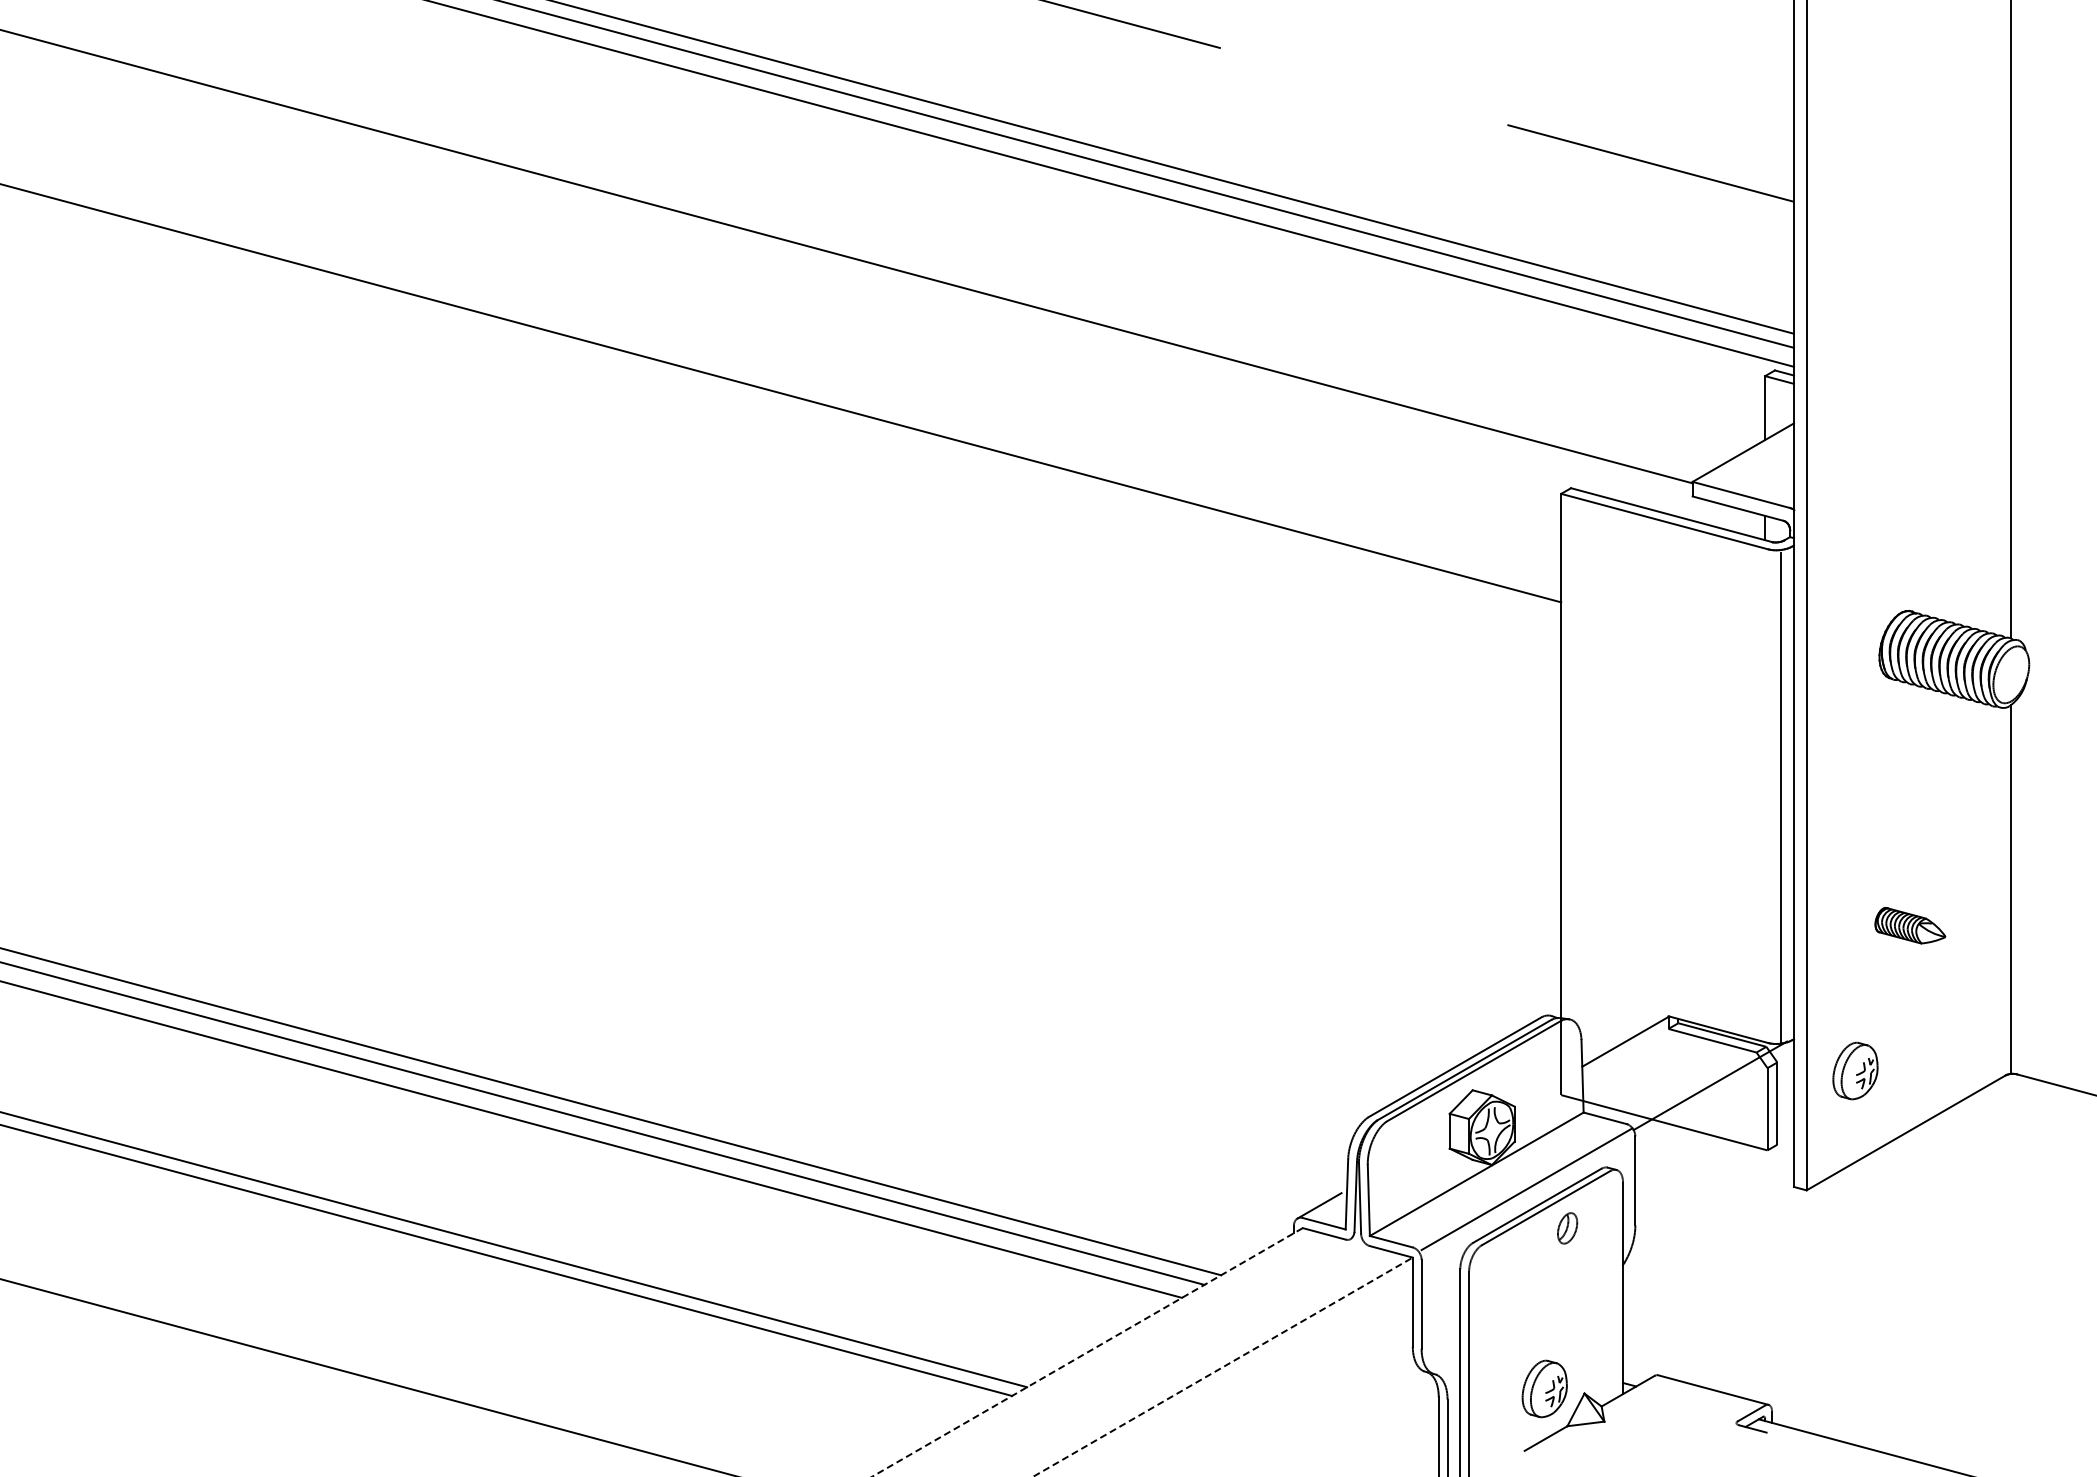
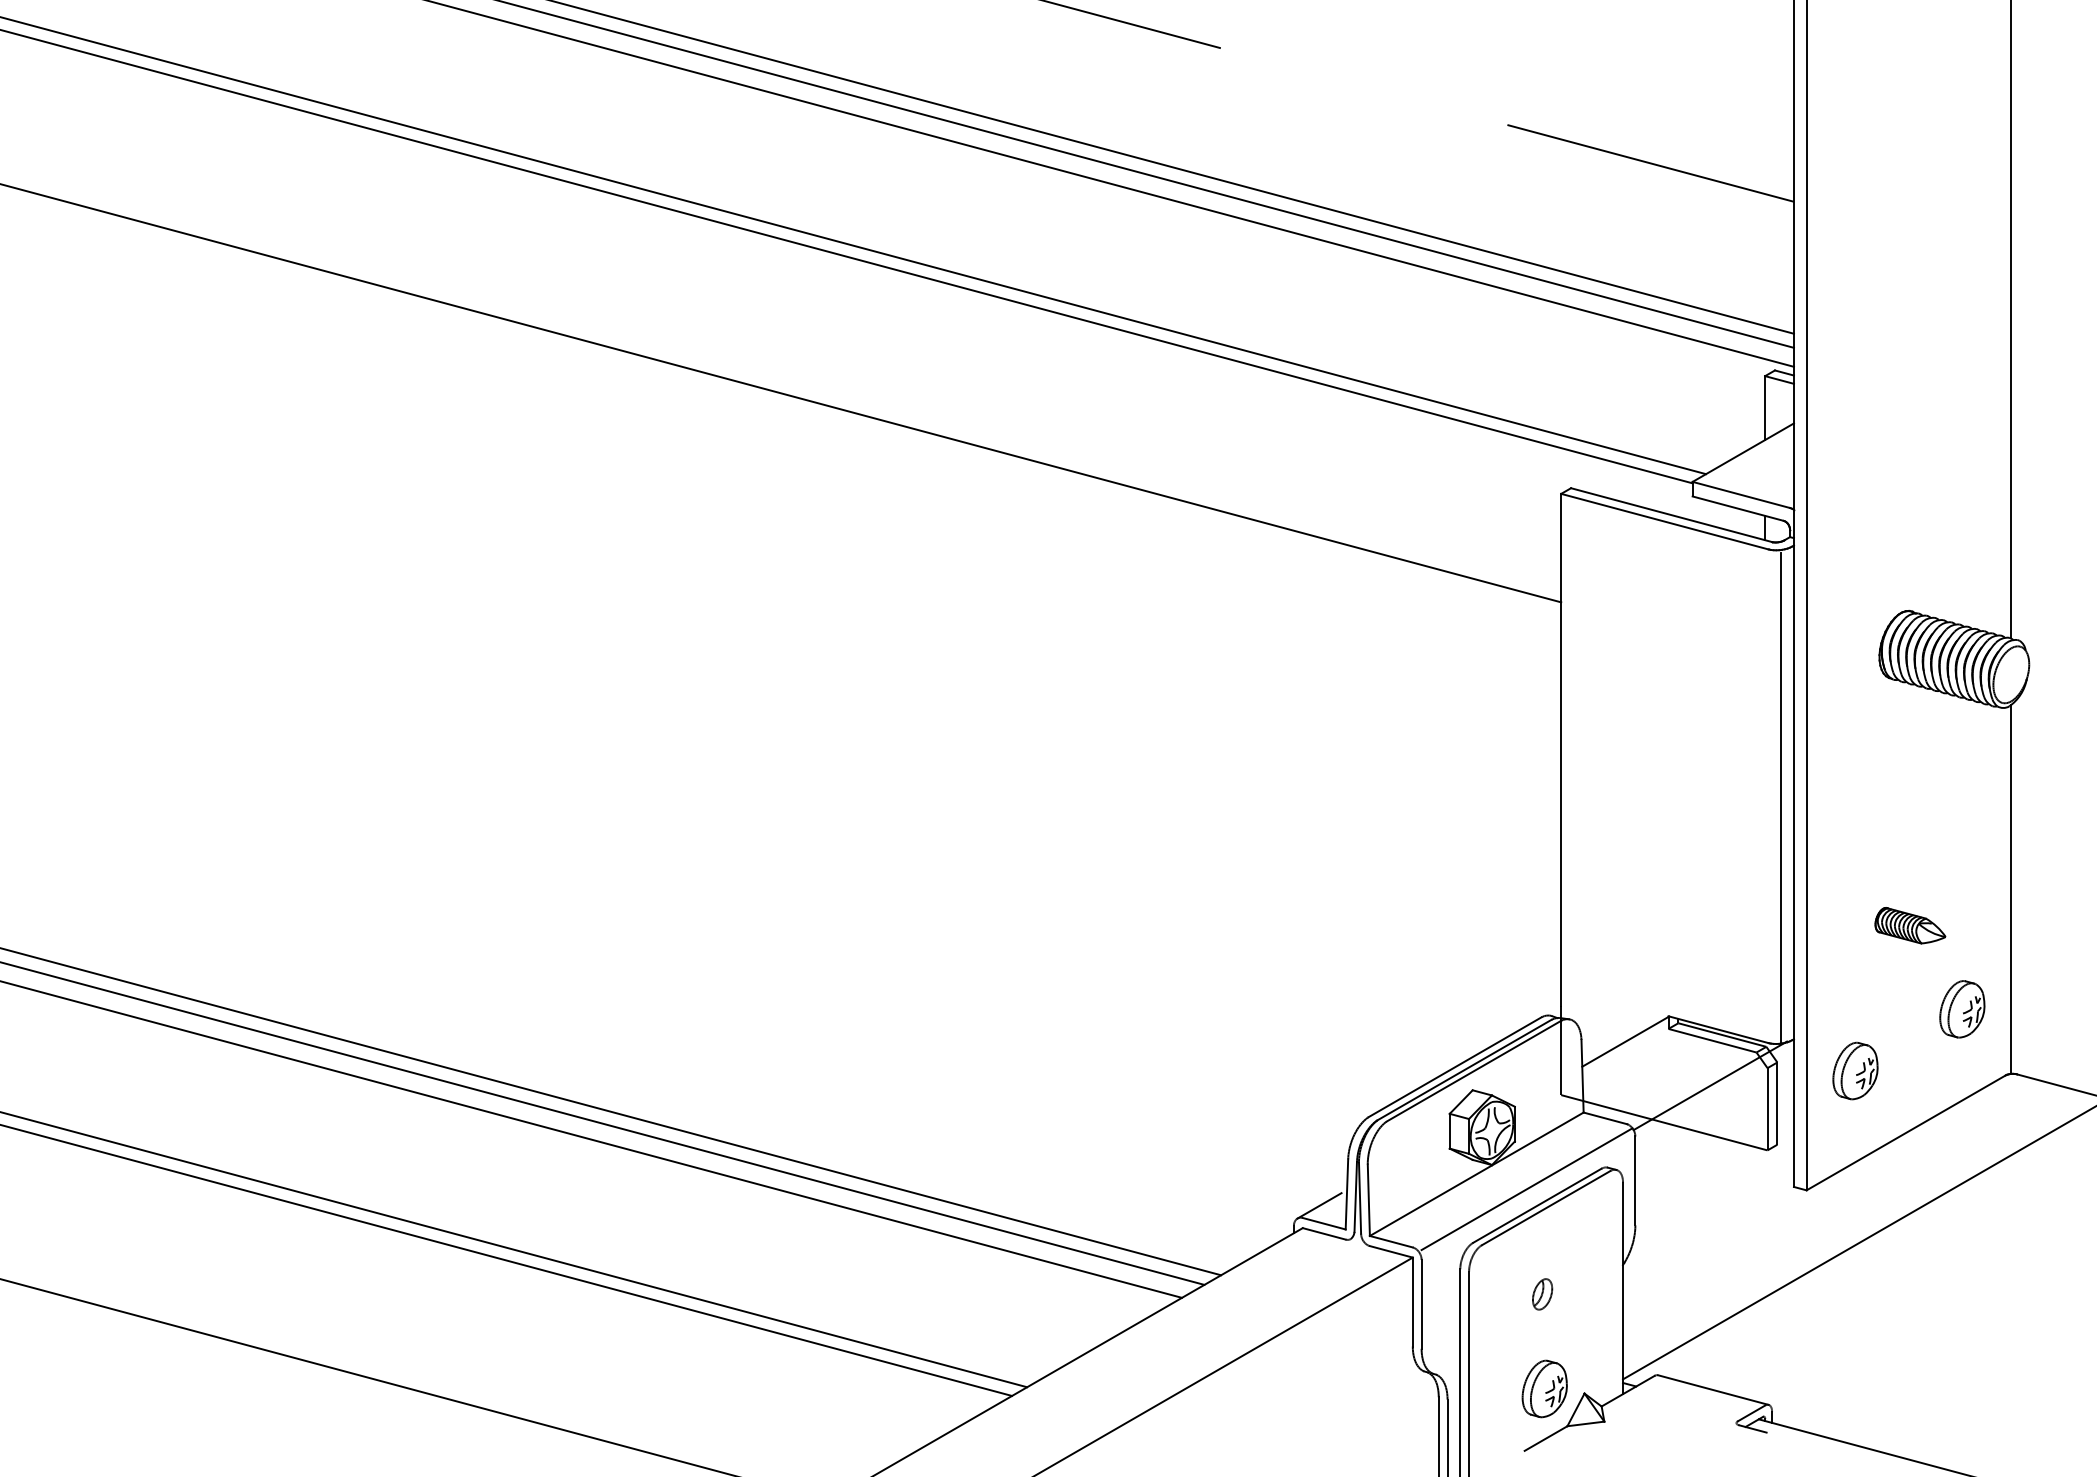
line: none -> present (854, 245)
part: none -> present (1962, 1009)
part position: (1567, 1228) -> (1542, 1294) (1542, 1294)
line: none -> present (1858, 1243)
line: dashed -> solid (1087, 1352)
line: dashed -> solid (1223, 1367)
